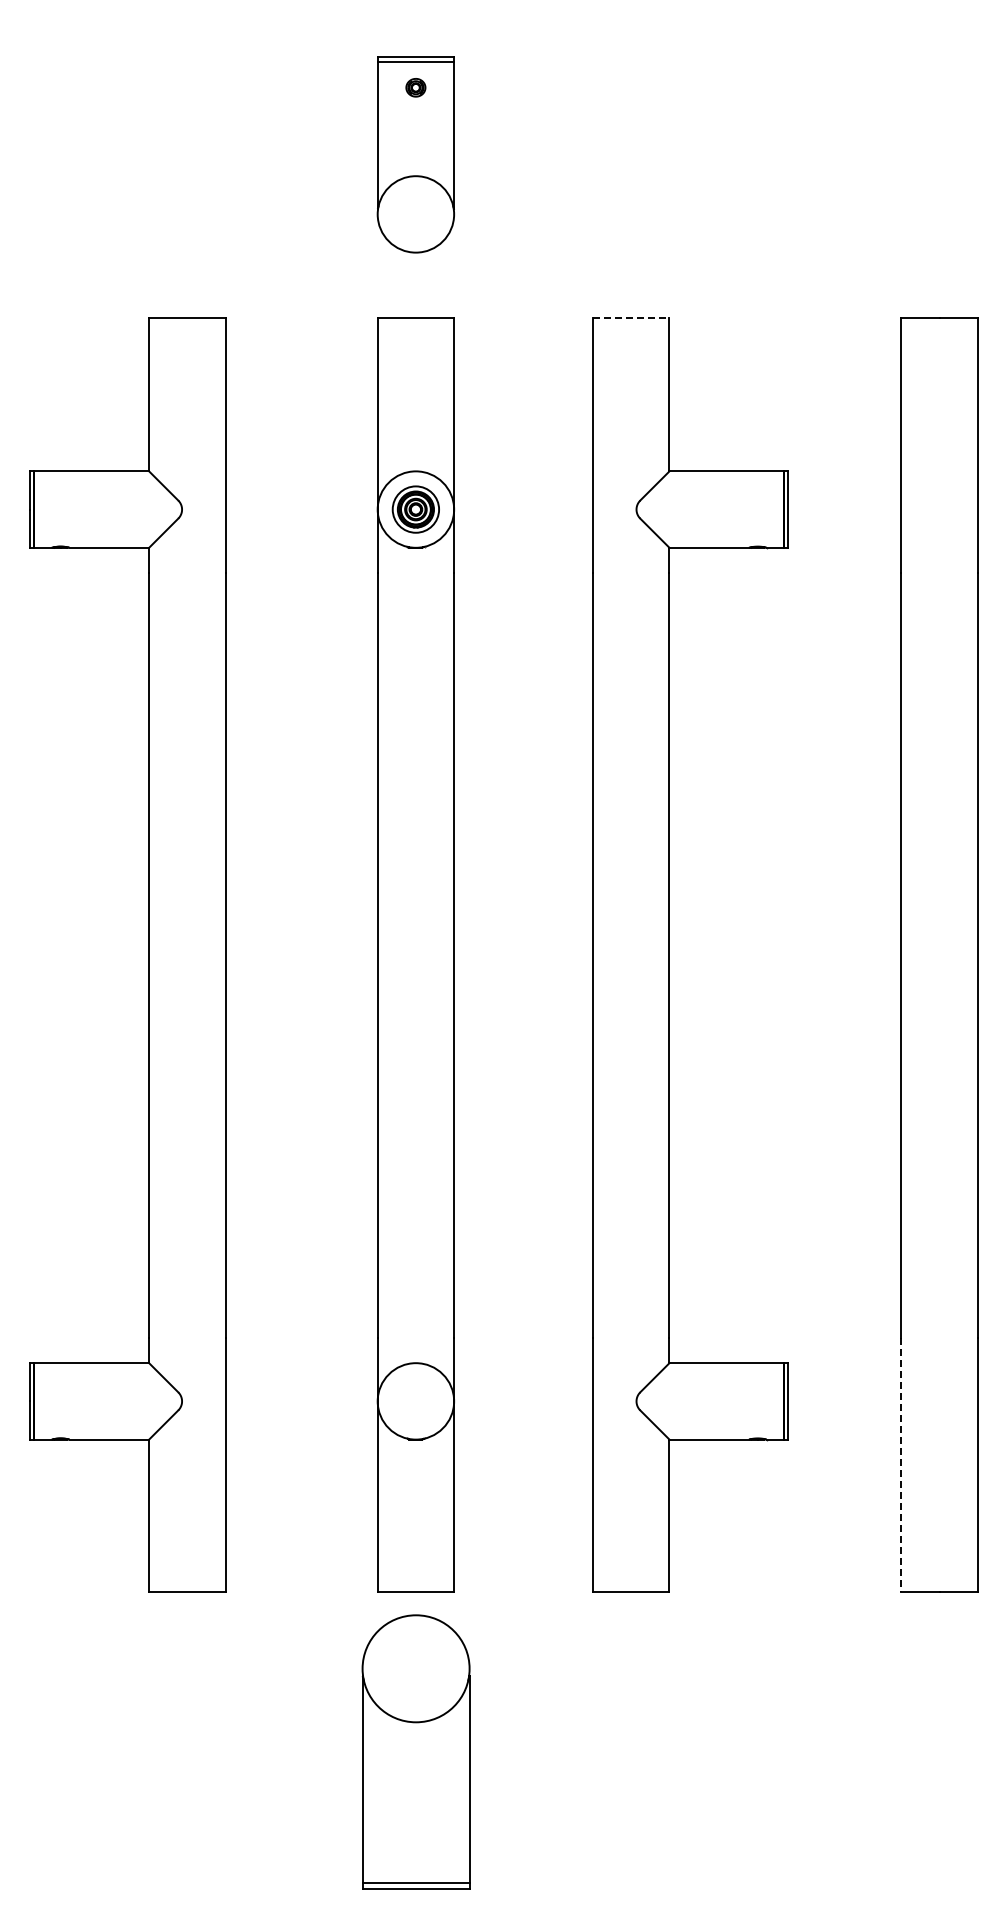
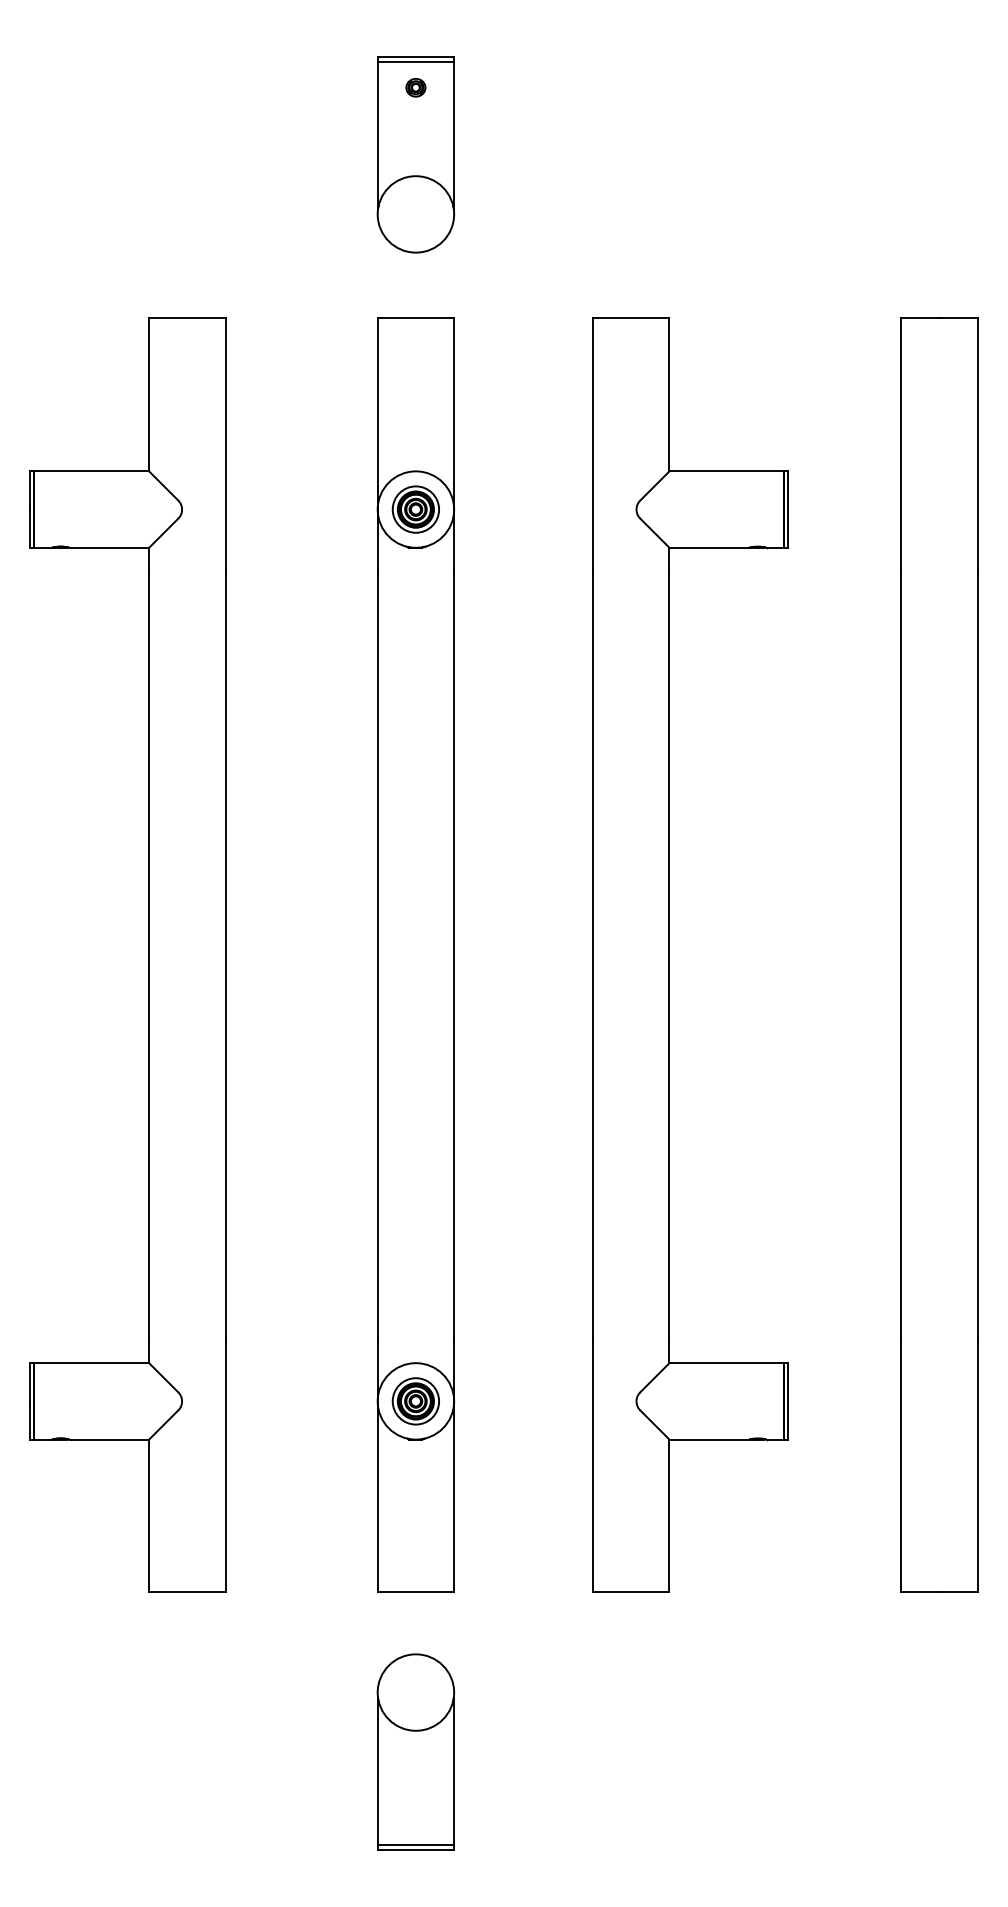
line: dashed -> solid (631, 318)
part: none -> present (415, 1401)
line: dashed -> solid (901, 1465)
part size: 110x276 px -> 79x198 px (415, 1751)
